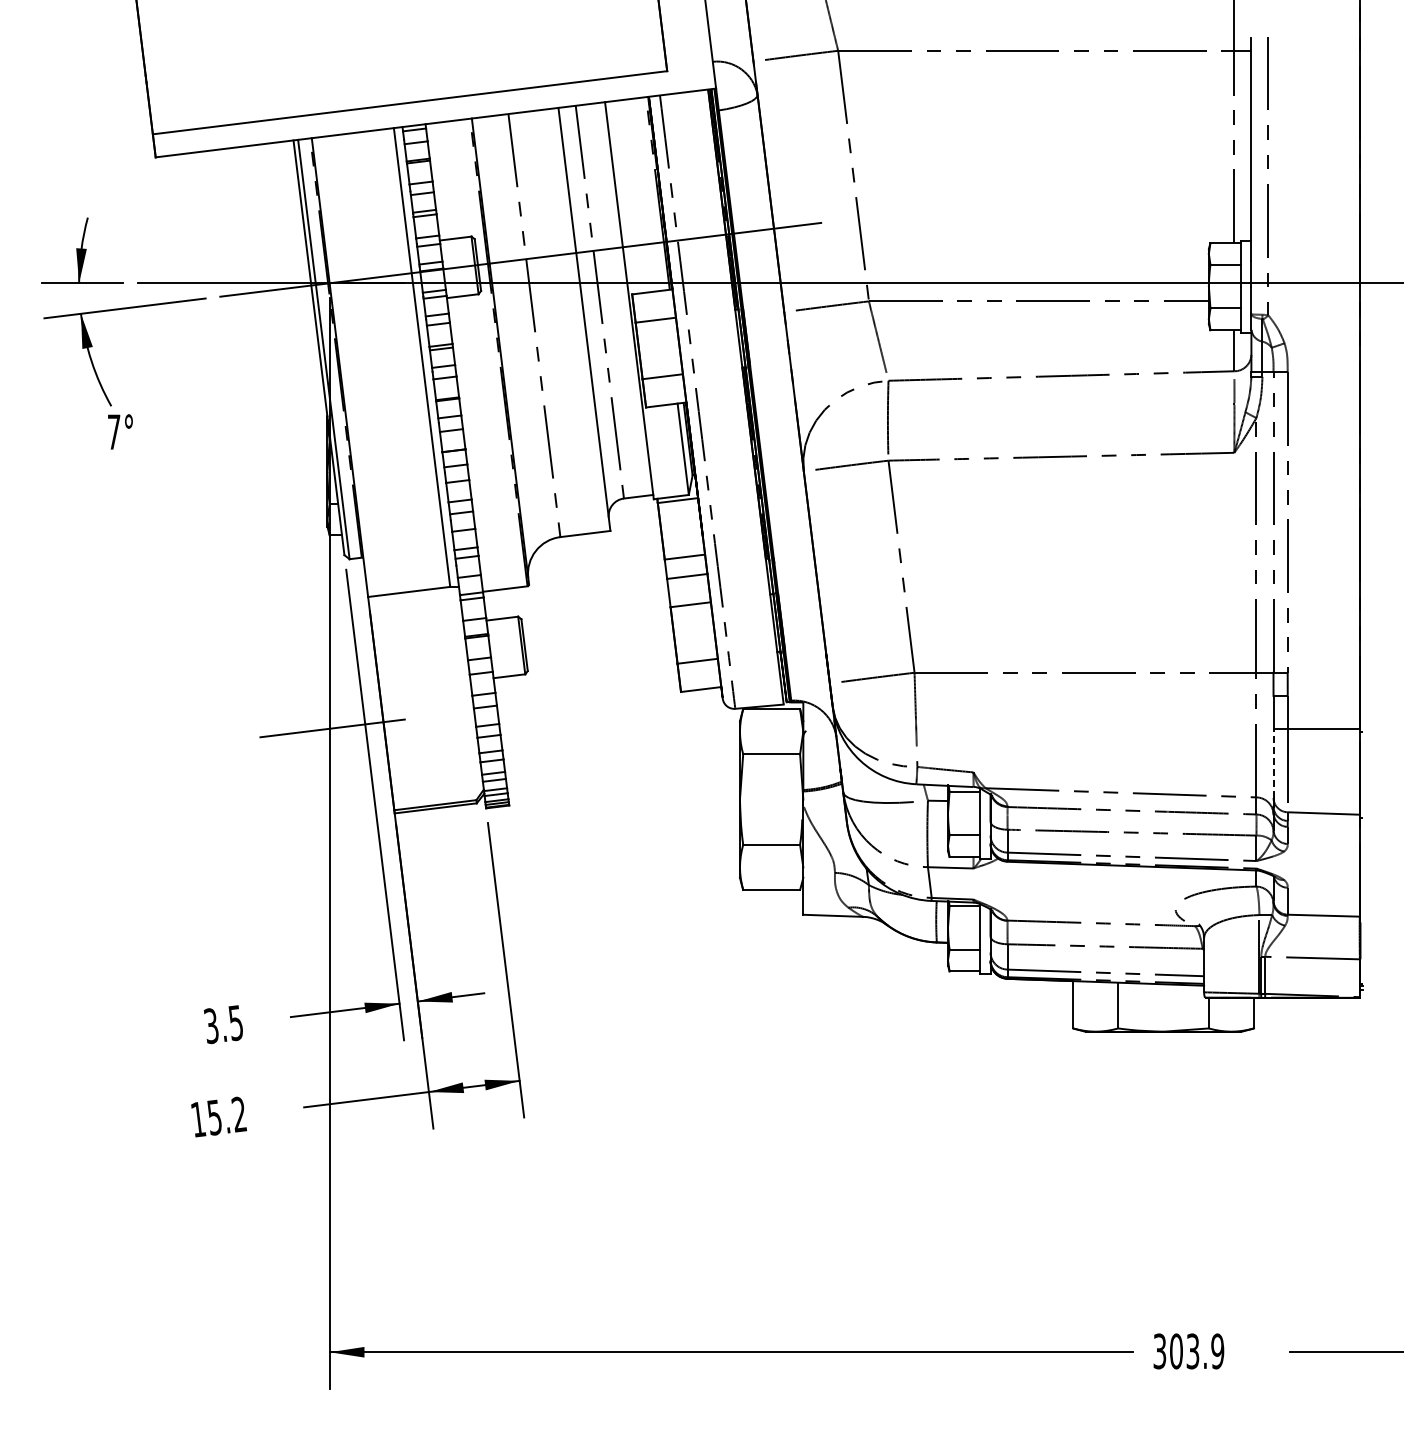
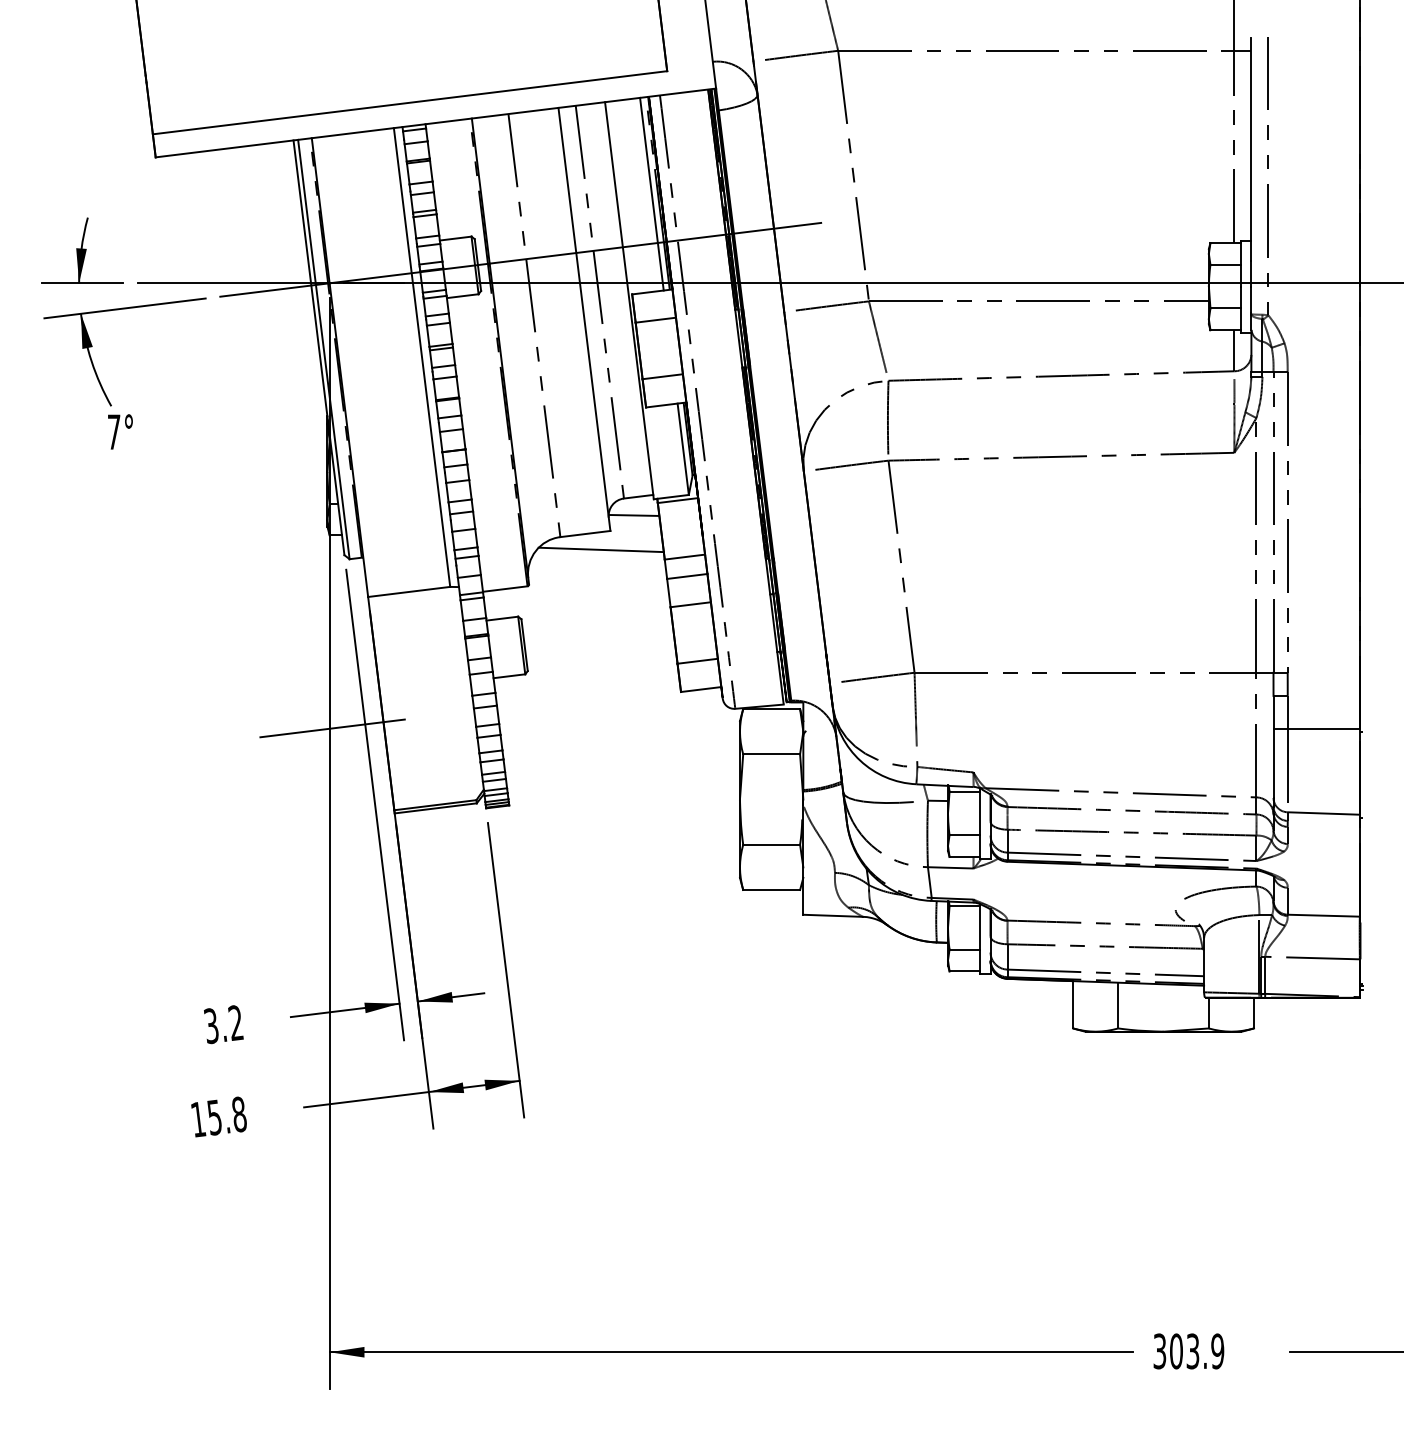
line: none -> present (651, 193)
line: none -> present (633, 514)
line: none -> present (600, 549)
line: dashed -> solid (1273, 763)
text: 3.5 -> 3.2 (235, 1023)
text: 15.2 -> 15.8 (239, 1114)
